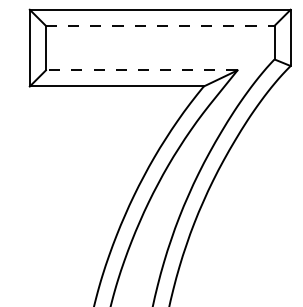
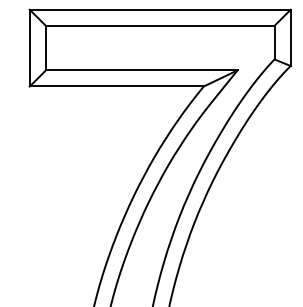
line: dashed -> solid (160, 25)
line: dashed -> solid (141, 70)
